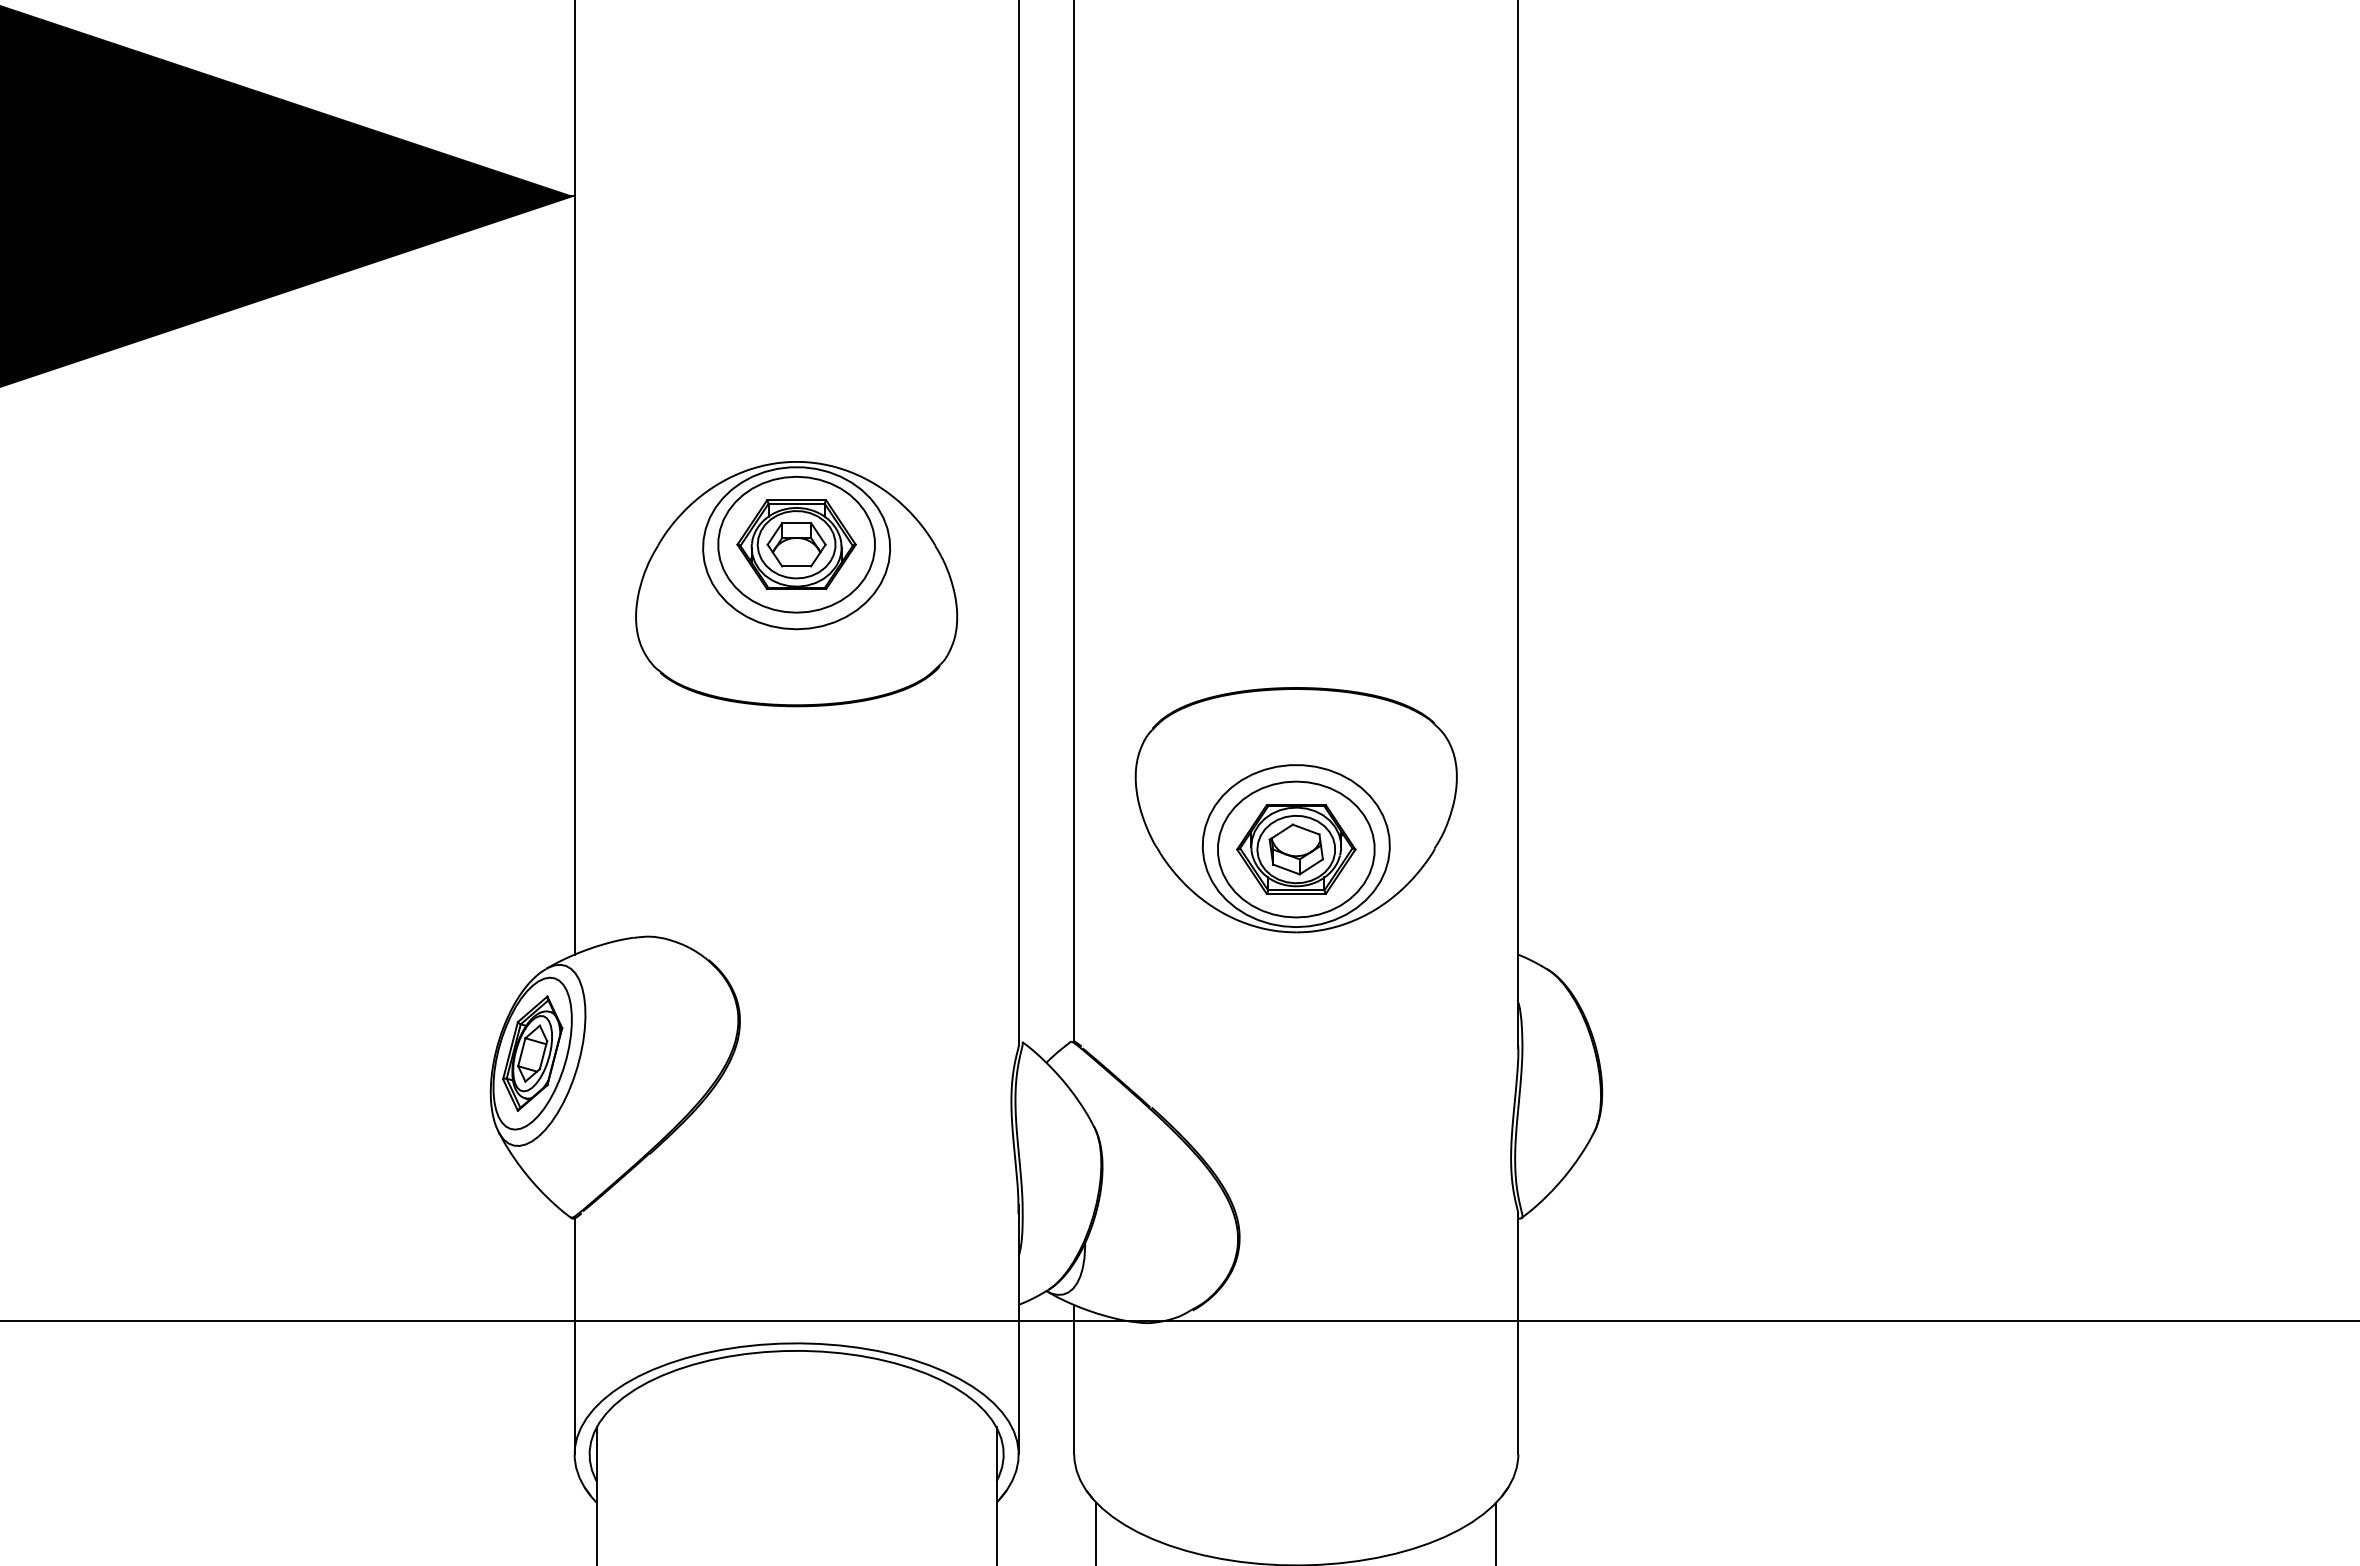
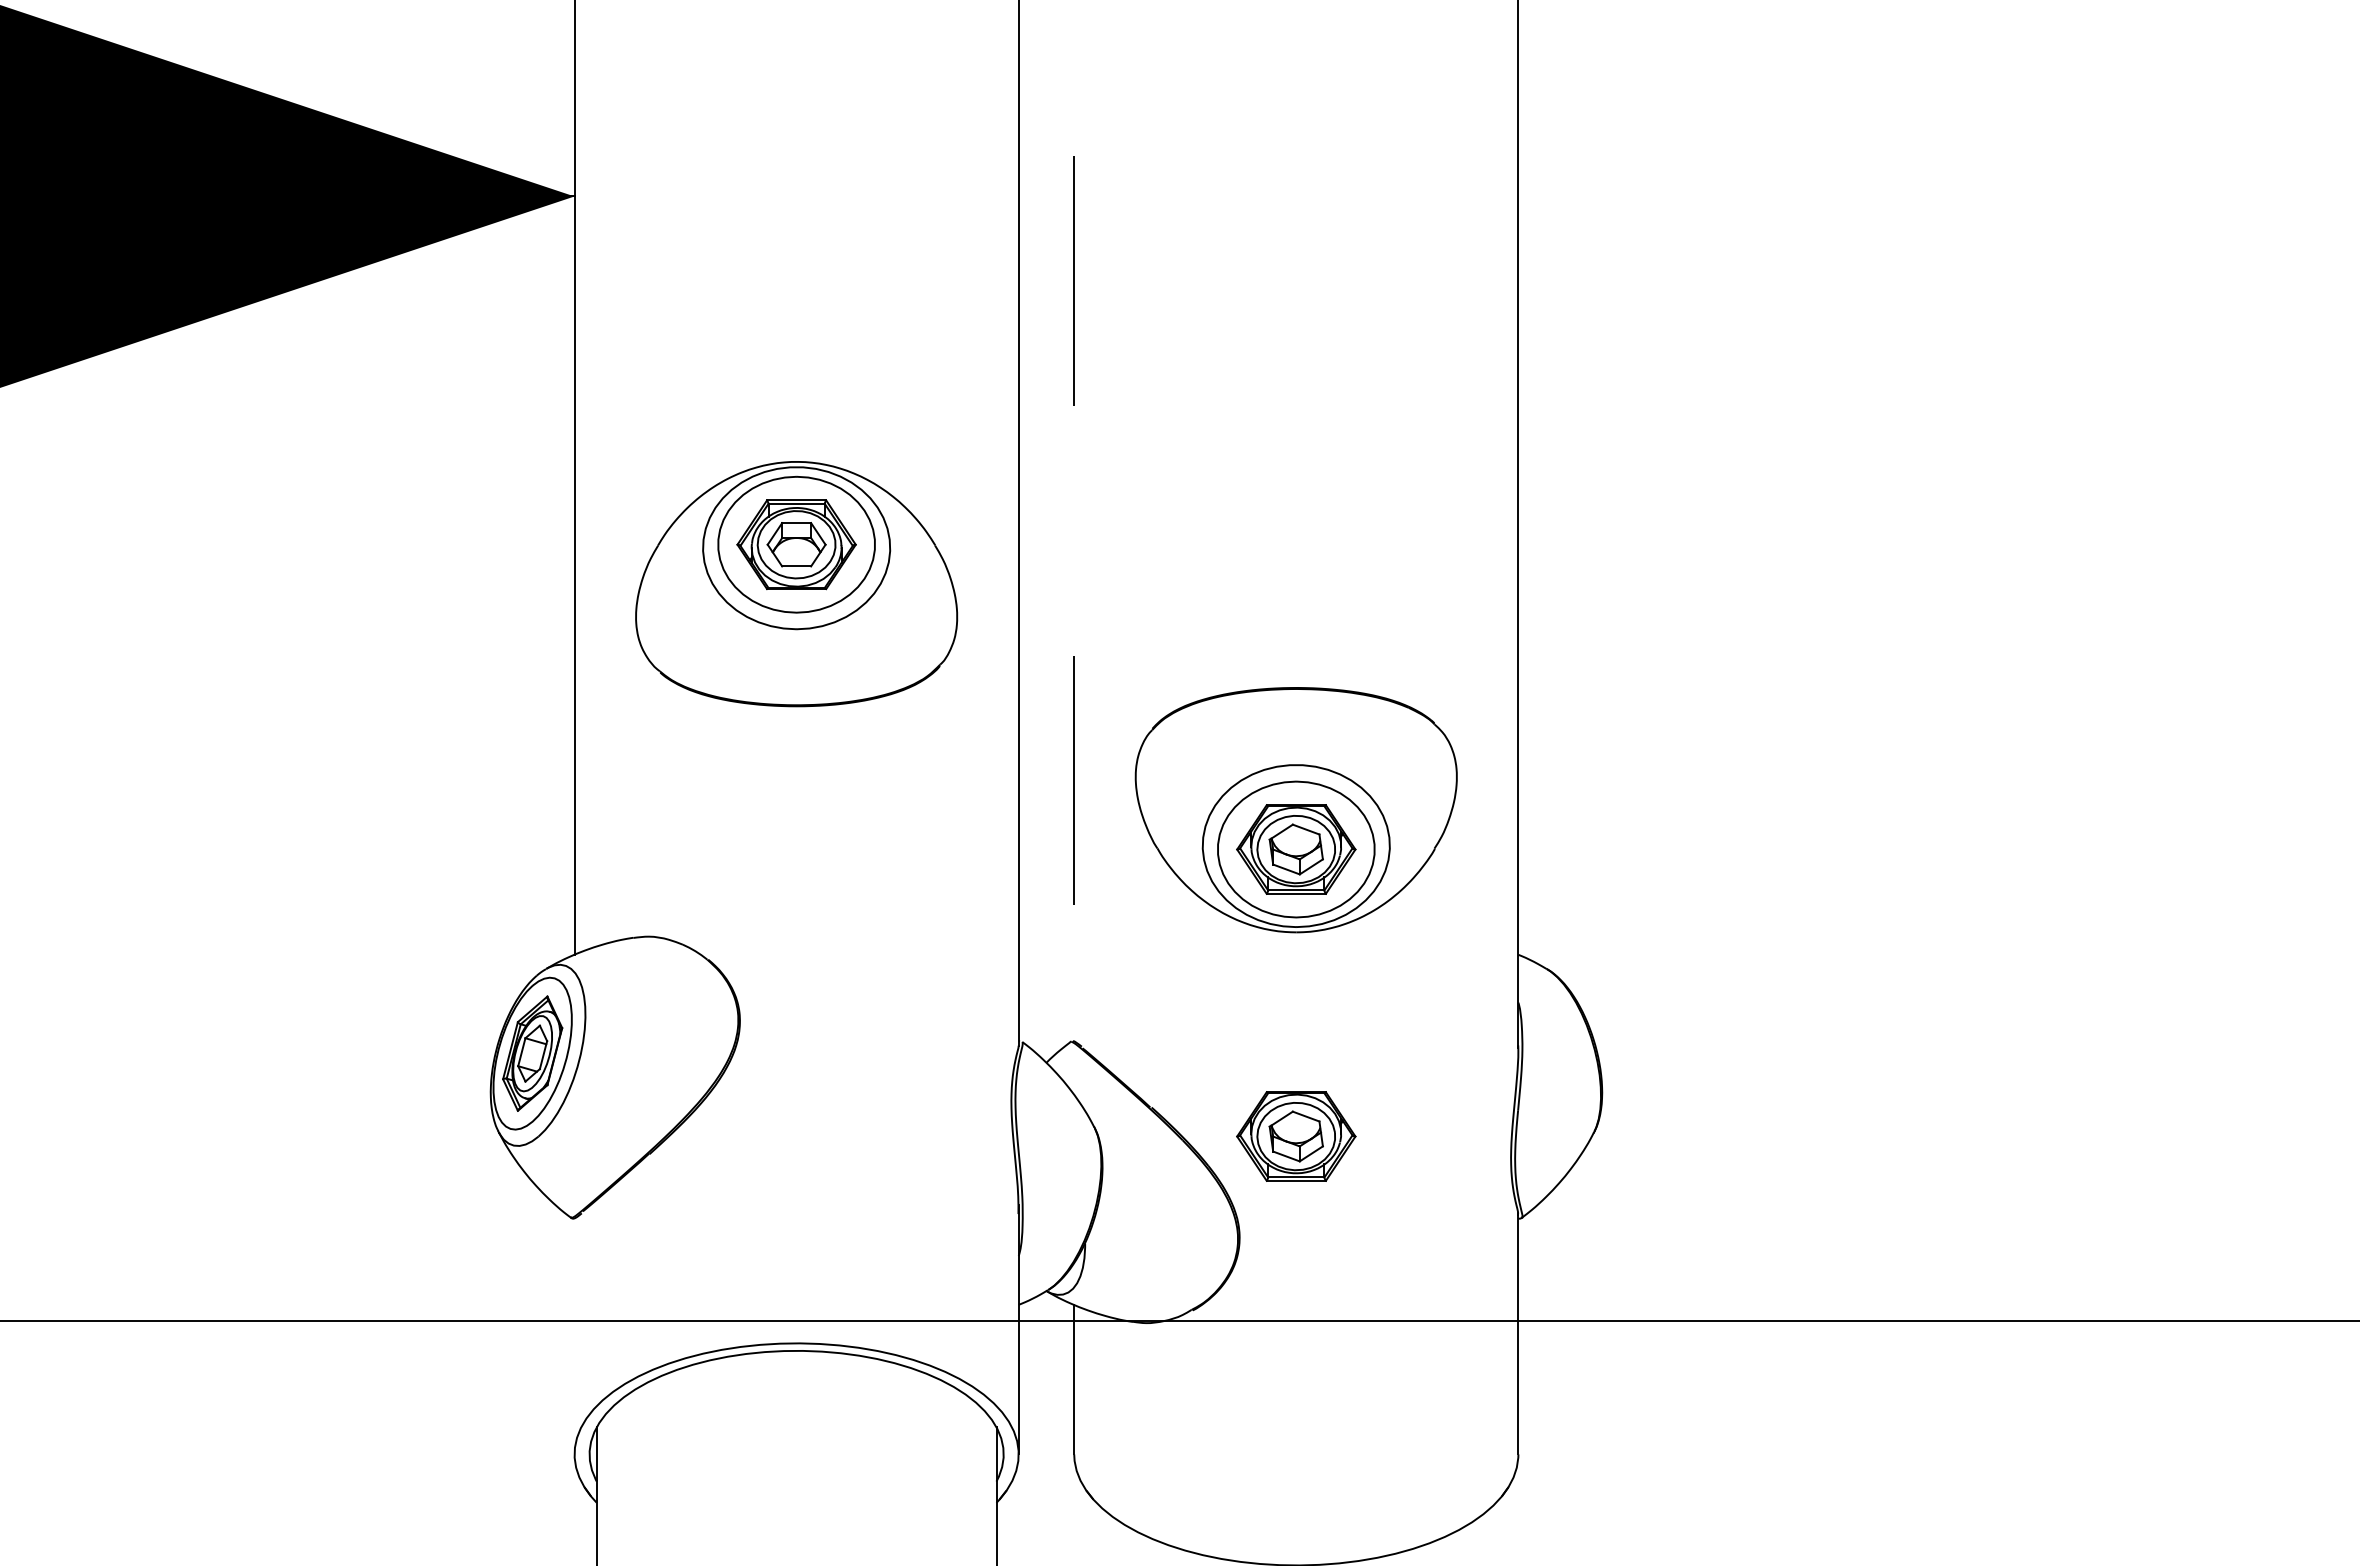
line: solid -> dashed (1074, 521)
part: none -> present (1296, 1136)
line: present -> none (574, 1336)
line: present -> none (1096, 1532)
line: present -> none (1496, 1532)
